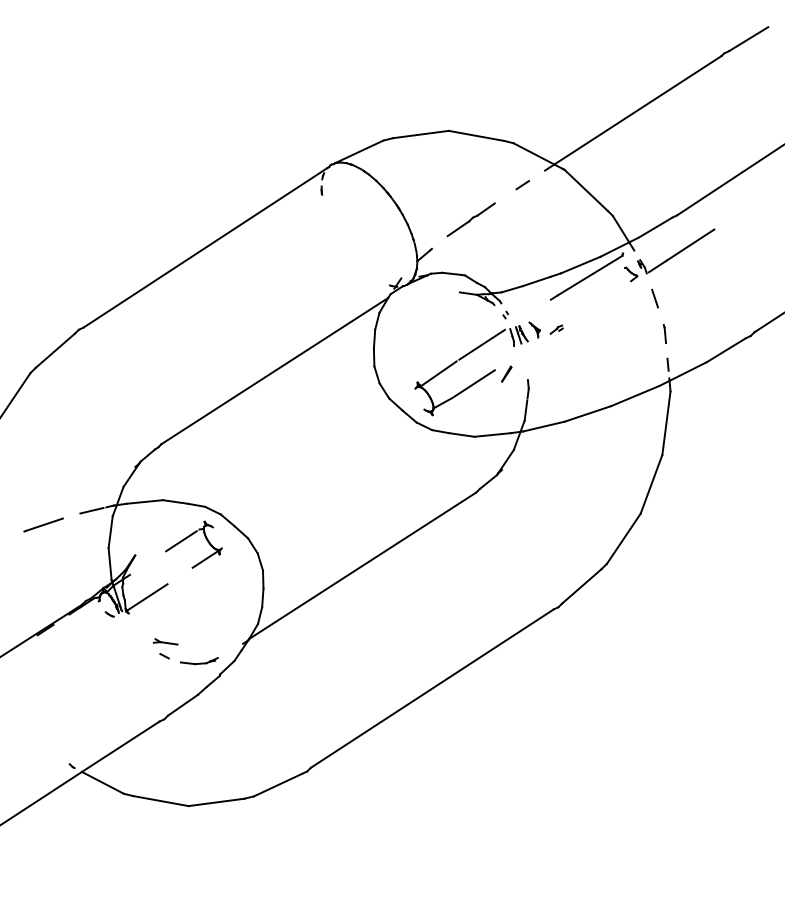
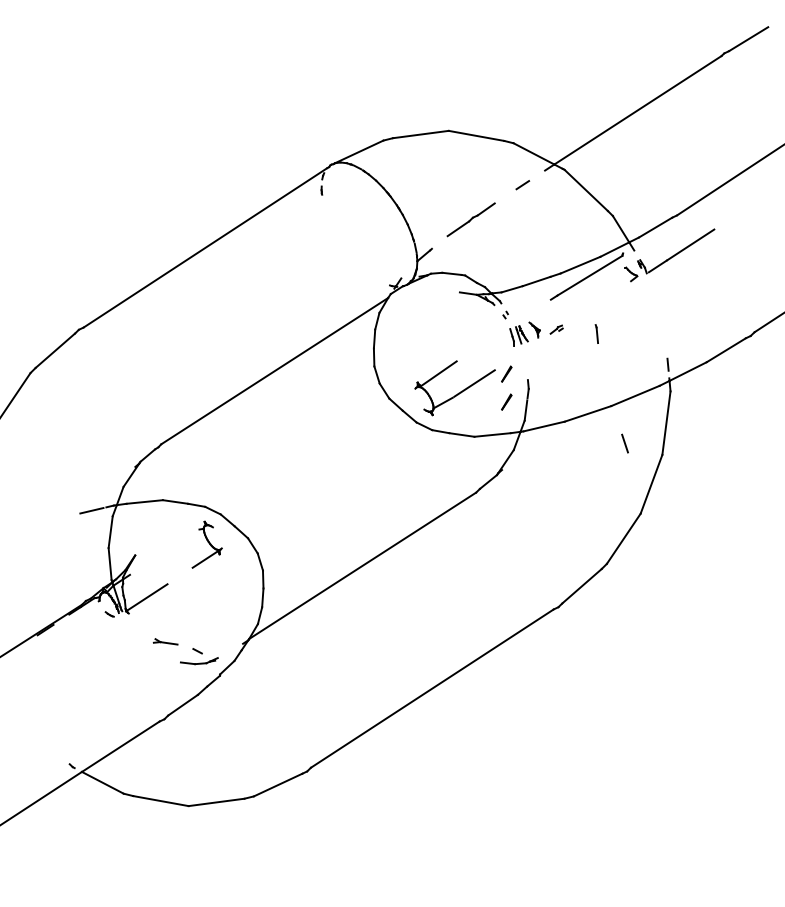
line position: (654, 298) -> (624, 443) (624, 443)
line position: (664, 333) -> (596, 333) (596, 333)
line: present -> none (481, 344)
line: none -> present (506, 401)
line: present -> none (43, 524)
line: present -> none (181, 541)
line position: (164, 656) -> (197, 651) (197, 651)
